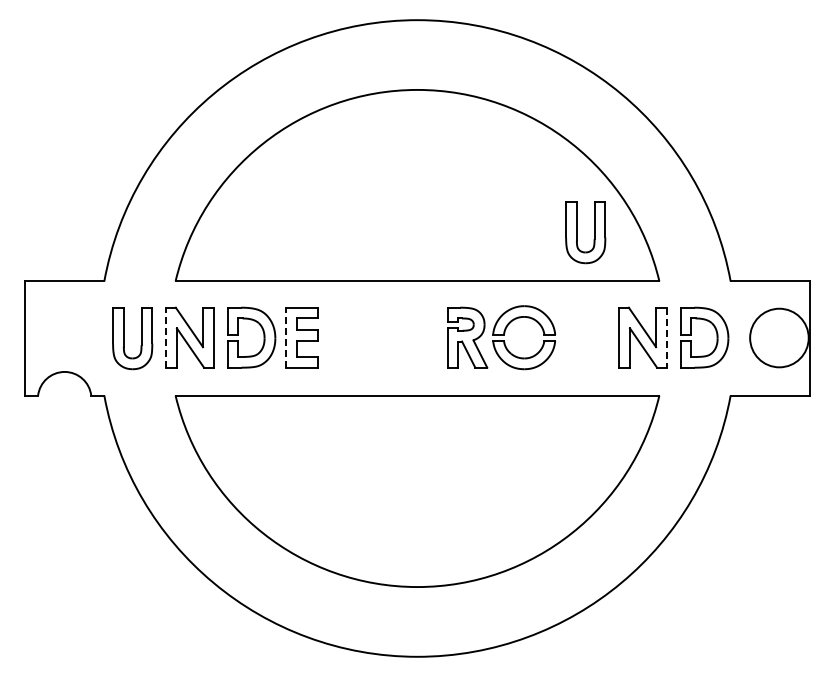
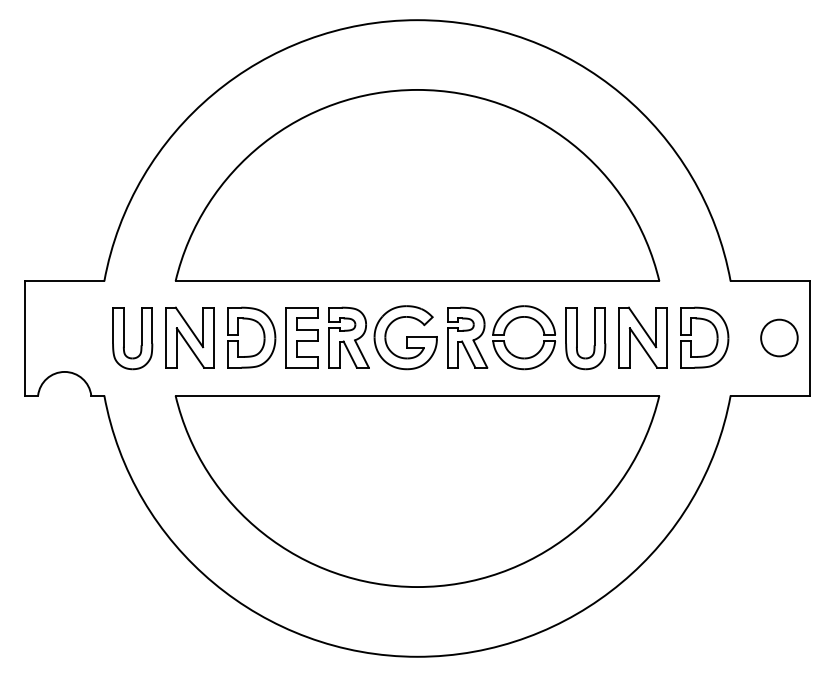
part position: (577, 232) -> (577, 338) (577, 338)
line: dashed -> solid (166, 337)
line: dashed -> solid (286, 337)
part: none -> present (382, 337)
line: dashed -> solid (666, 337)
circle diameter: 59 px -> 37 px (779, 337)
